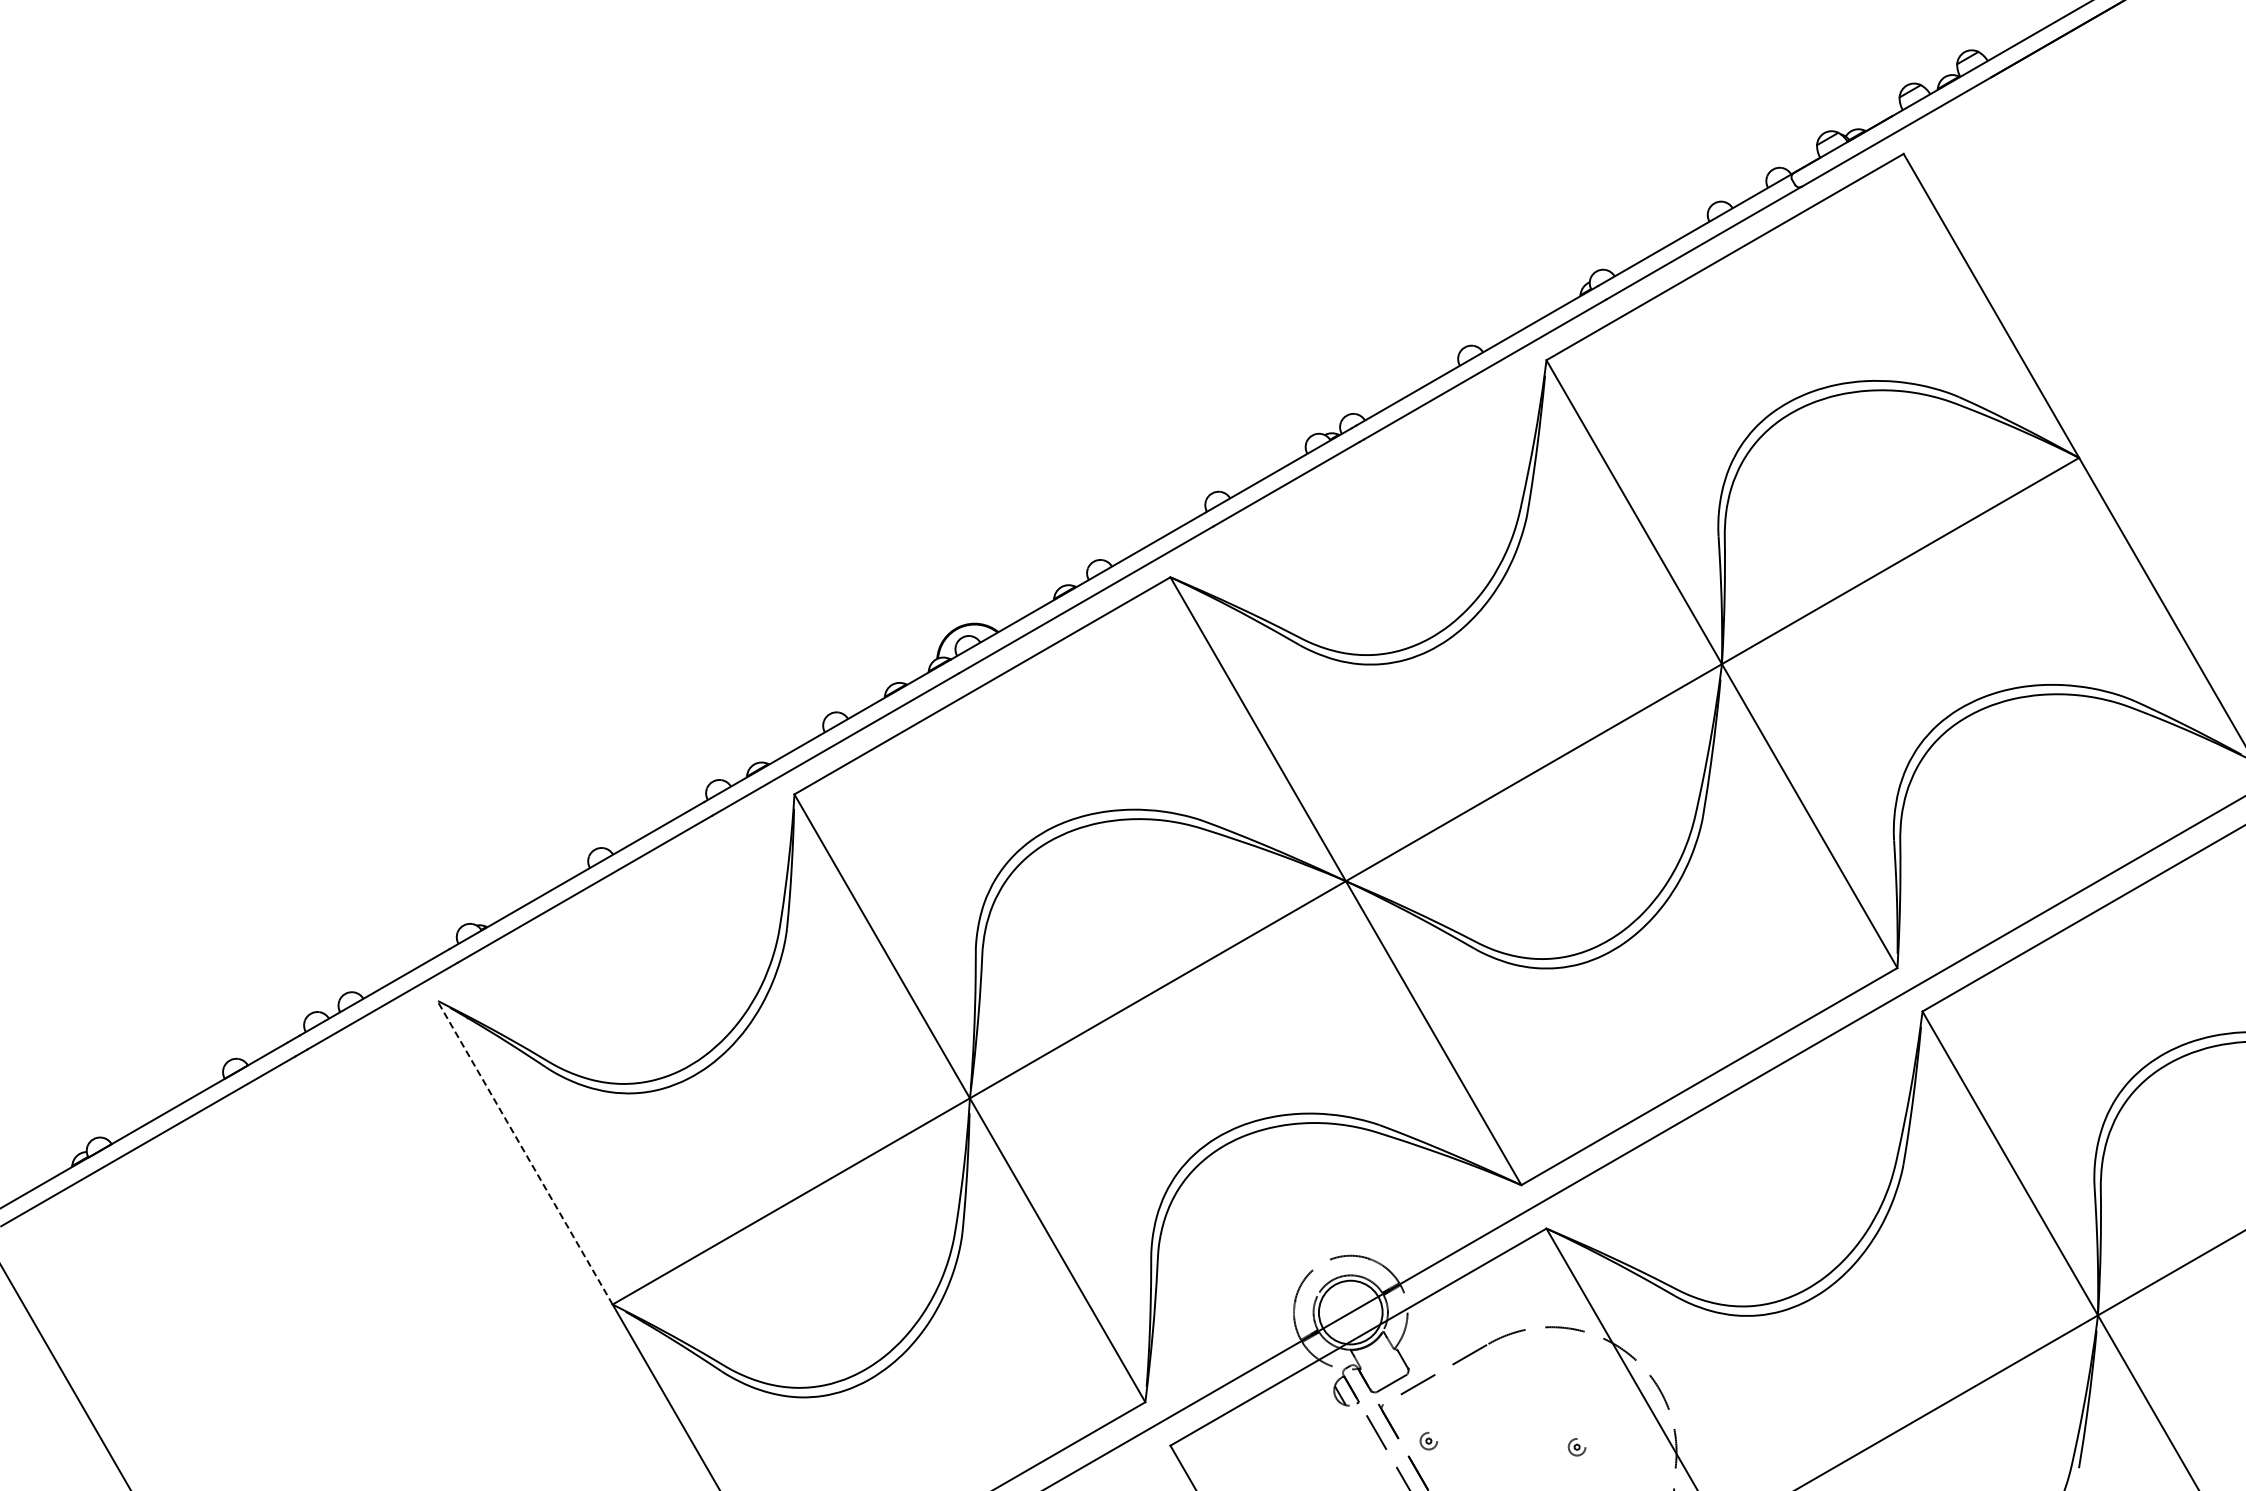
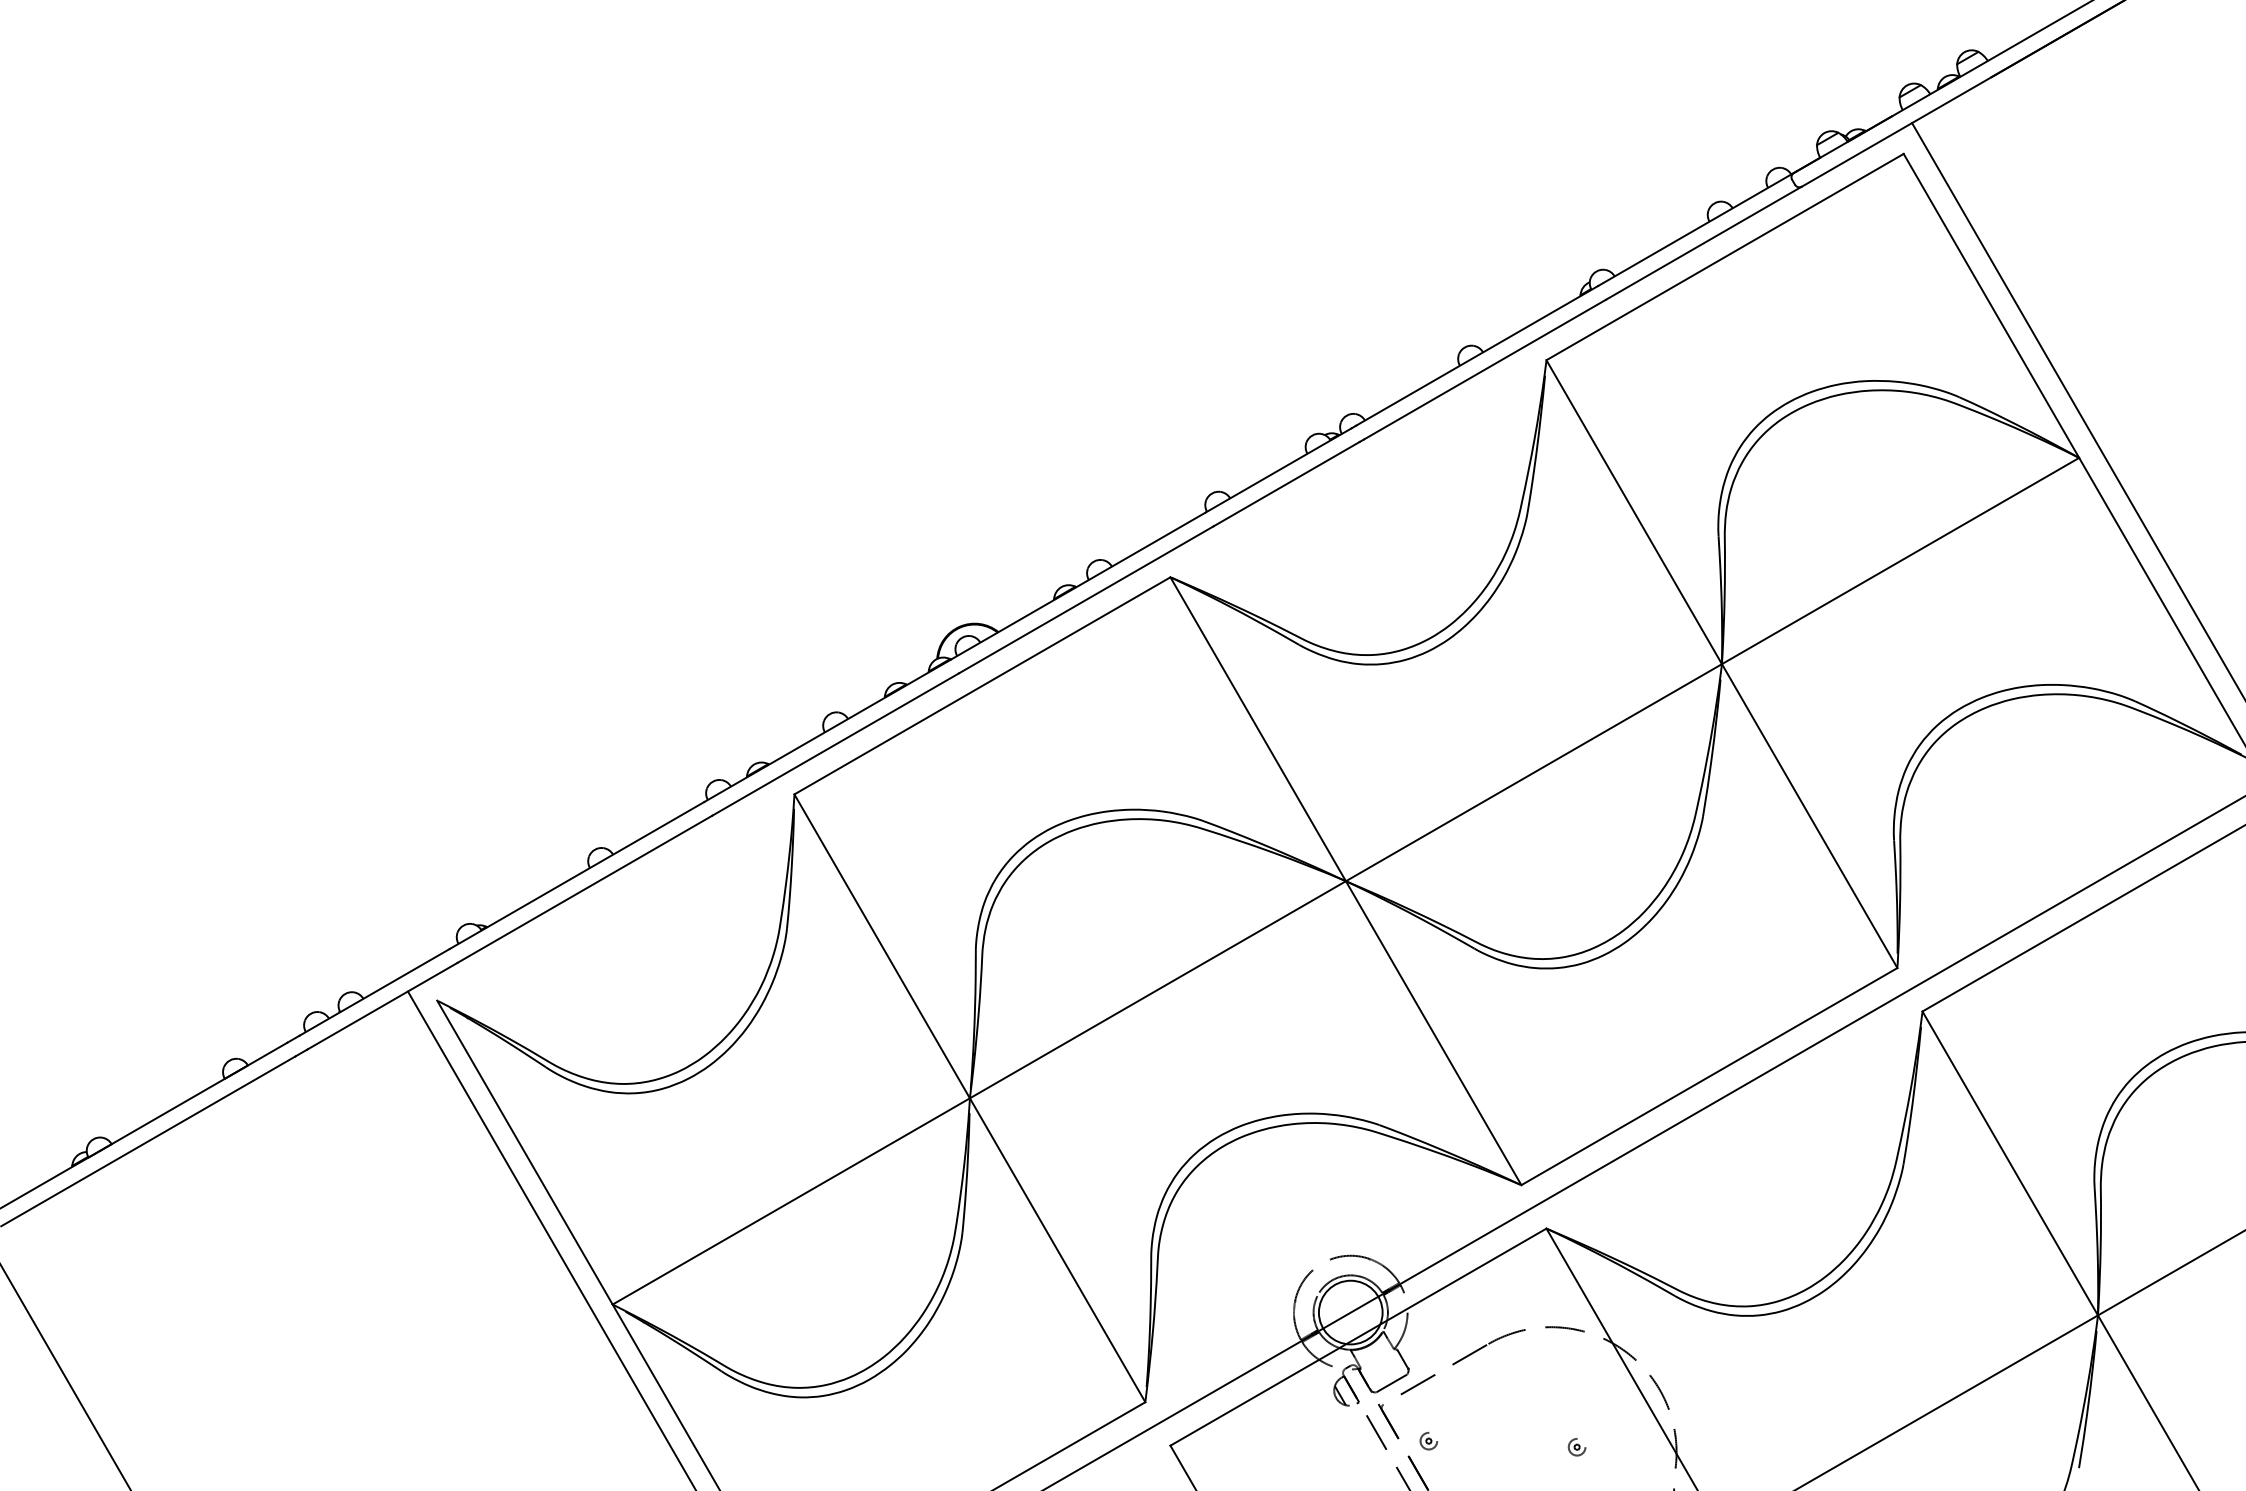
line: none -> present (2077, 409)
line: dashed -> solid (524, 1152)
line: none -> present (550, 1239)
